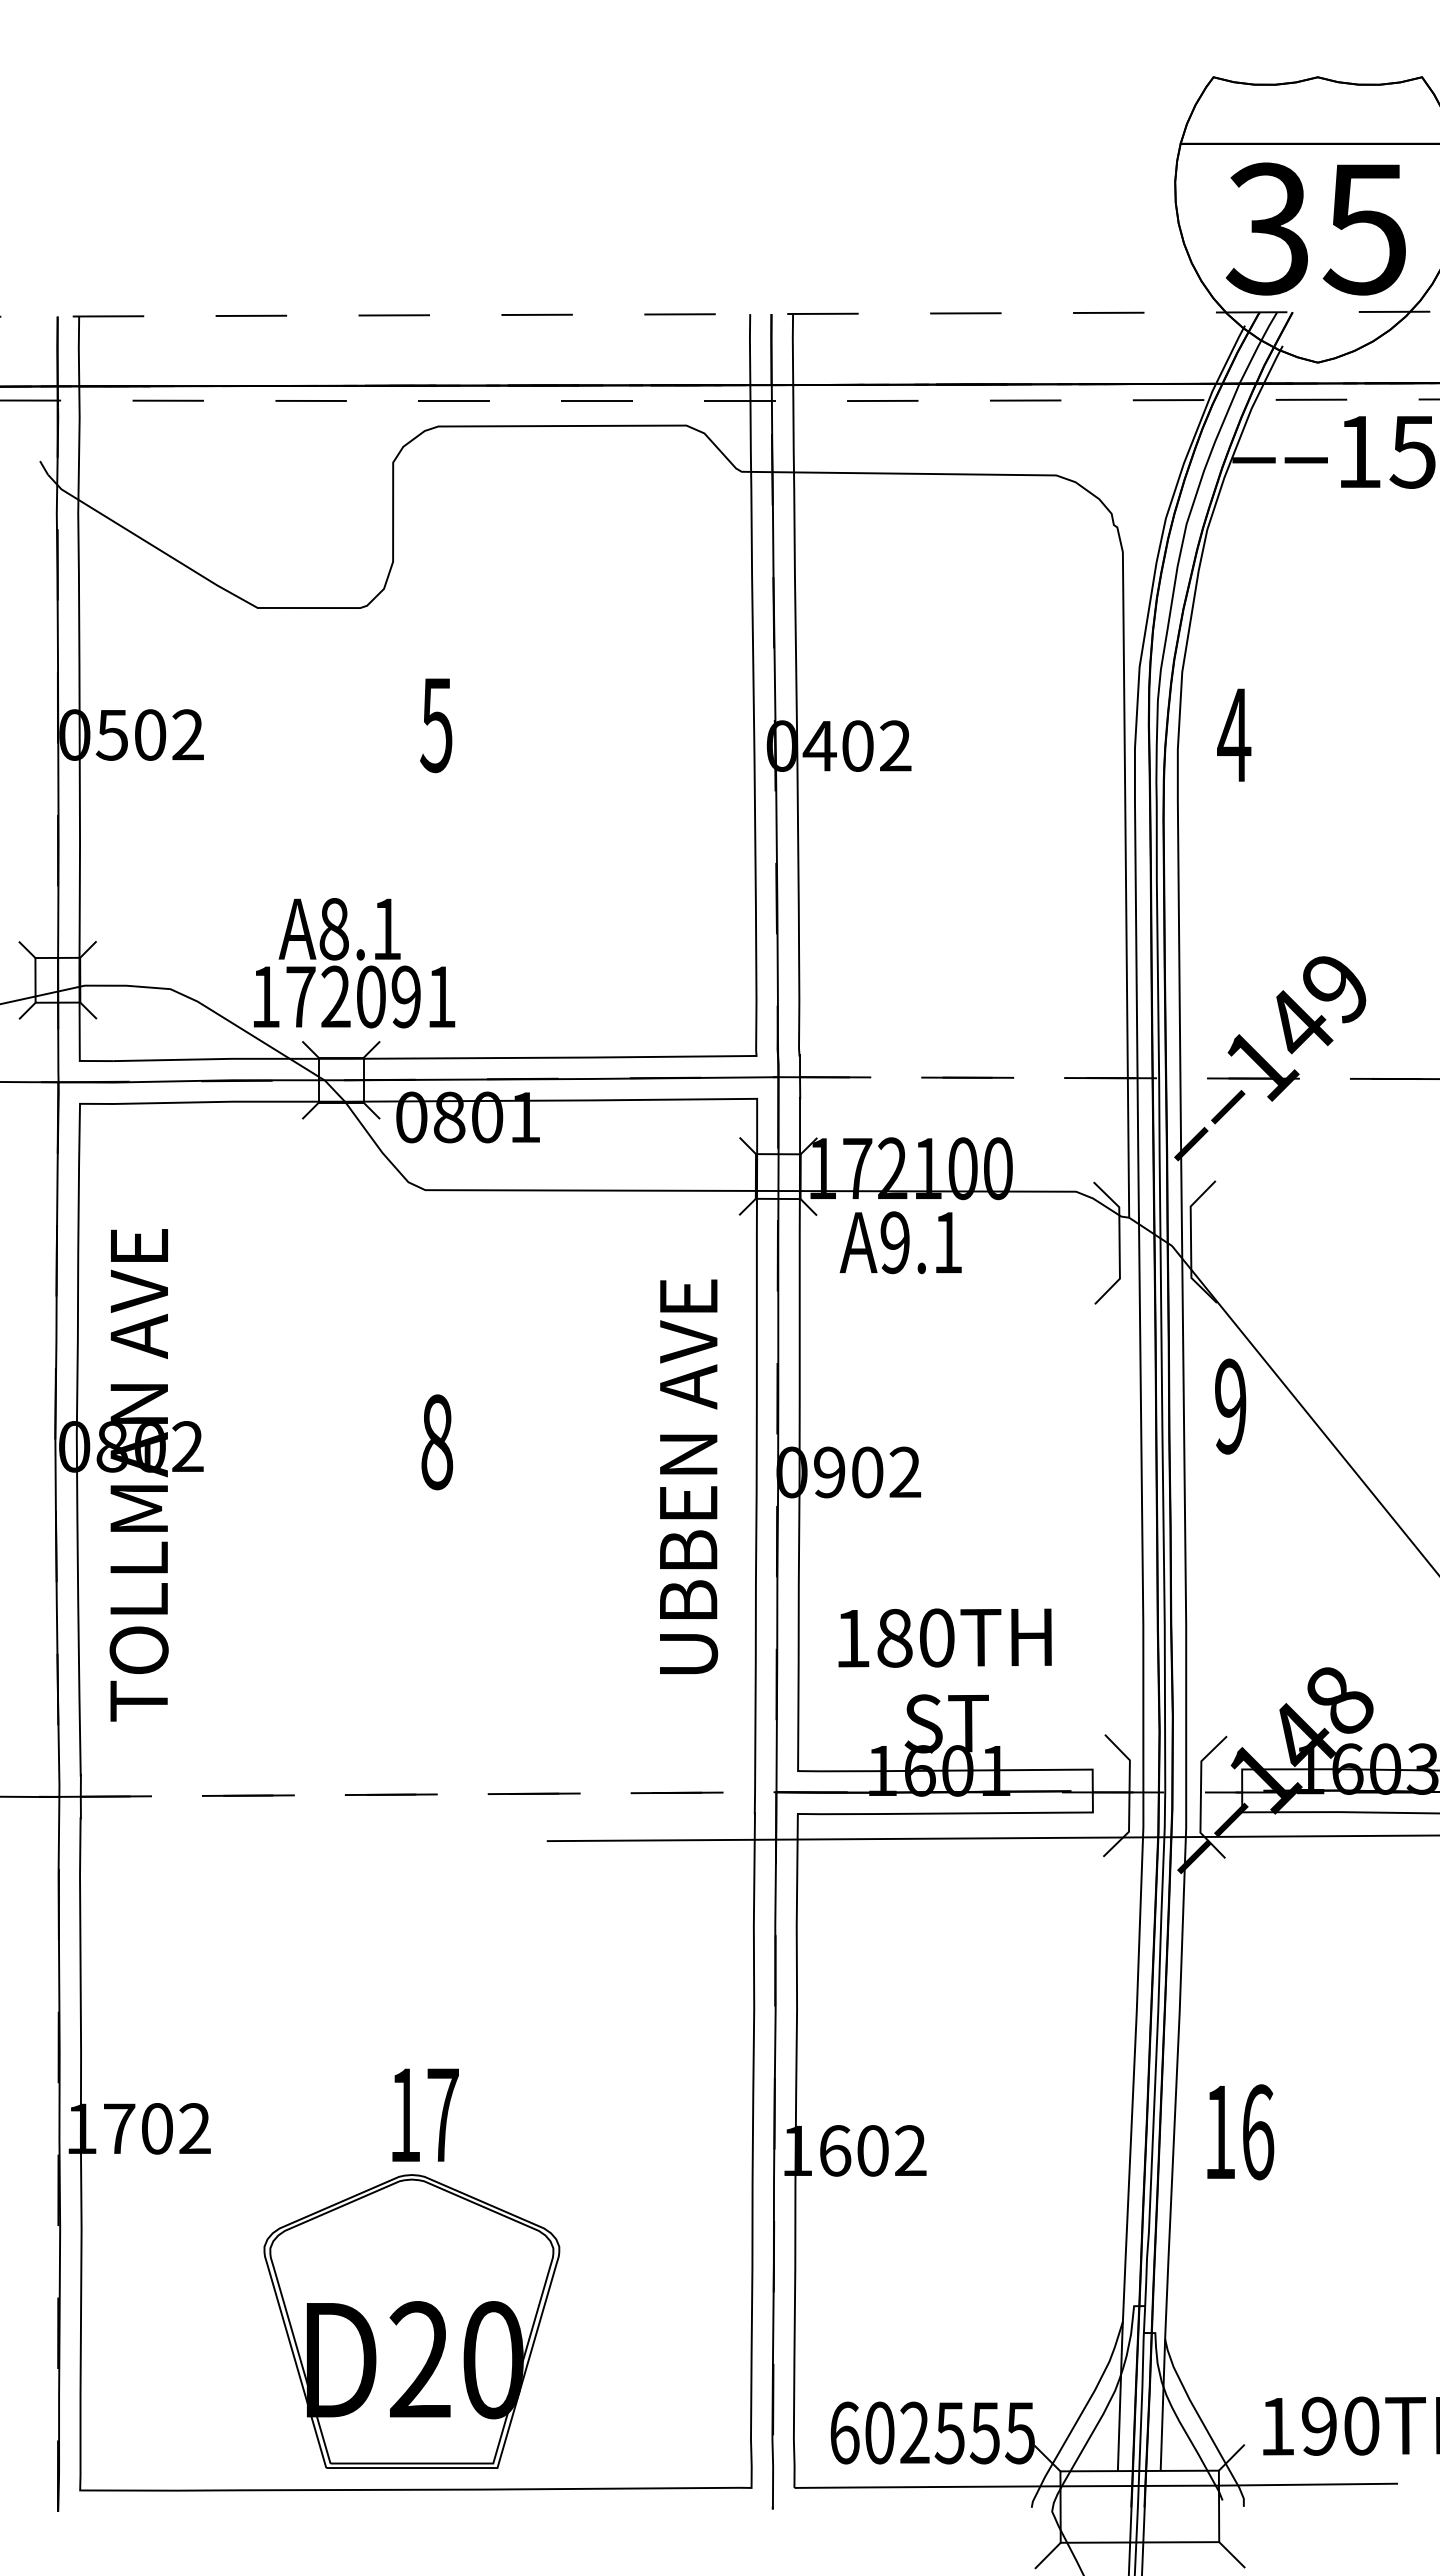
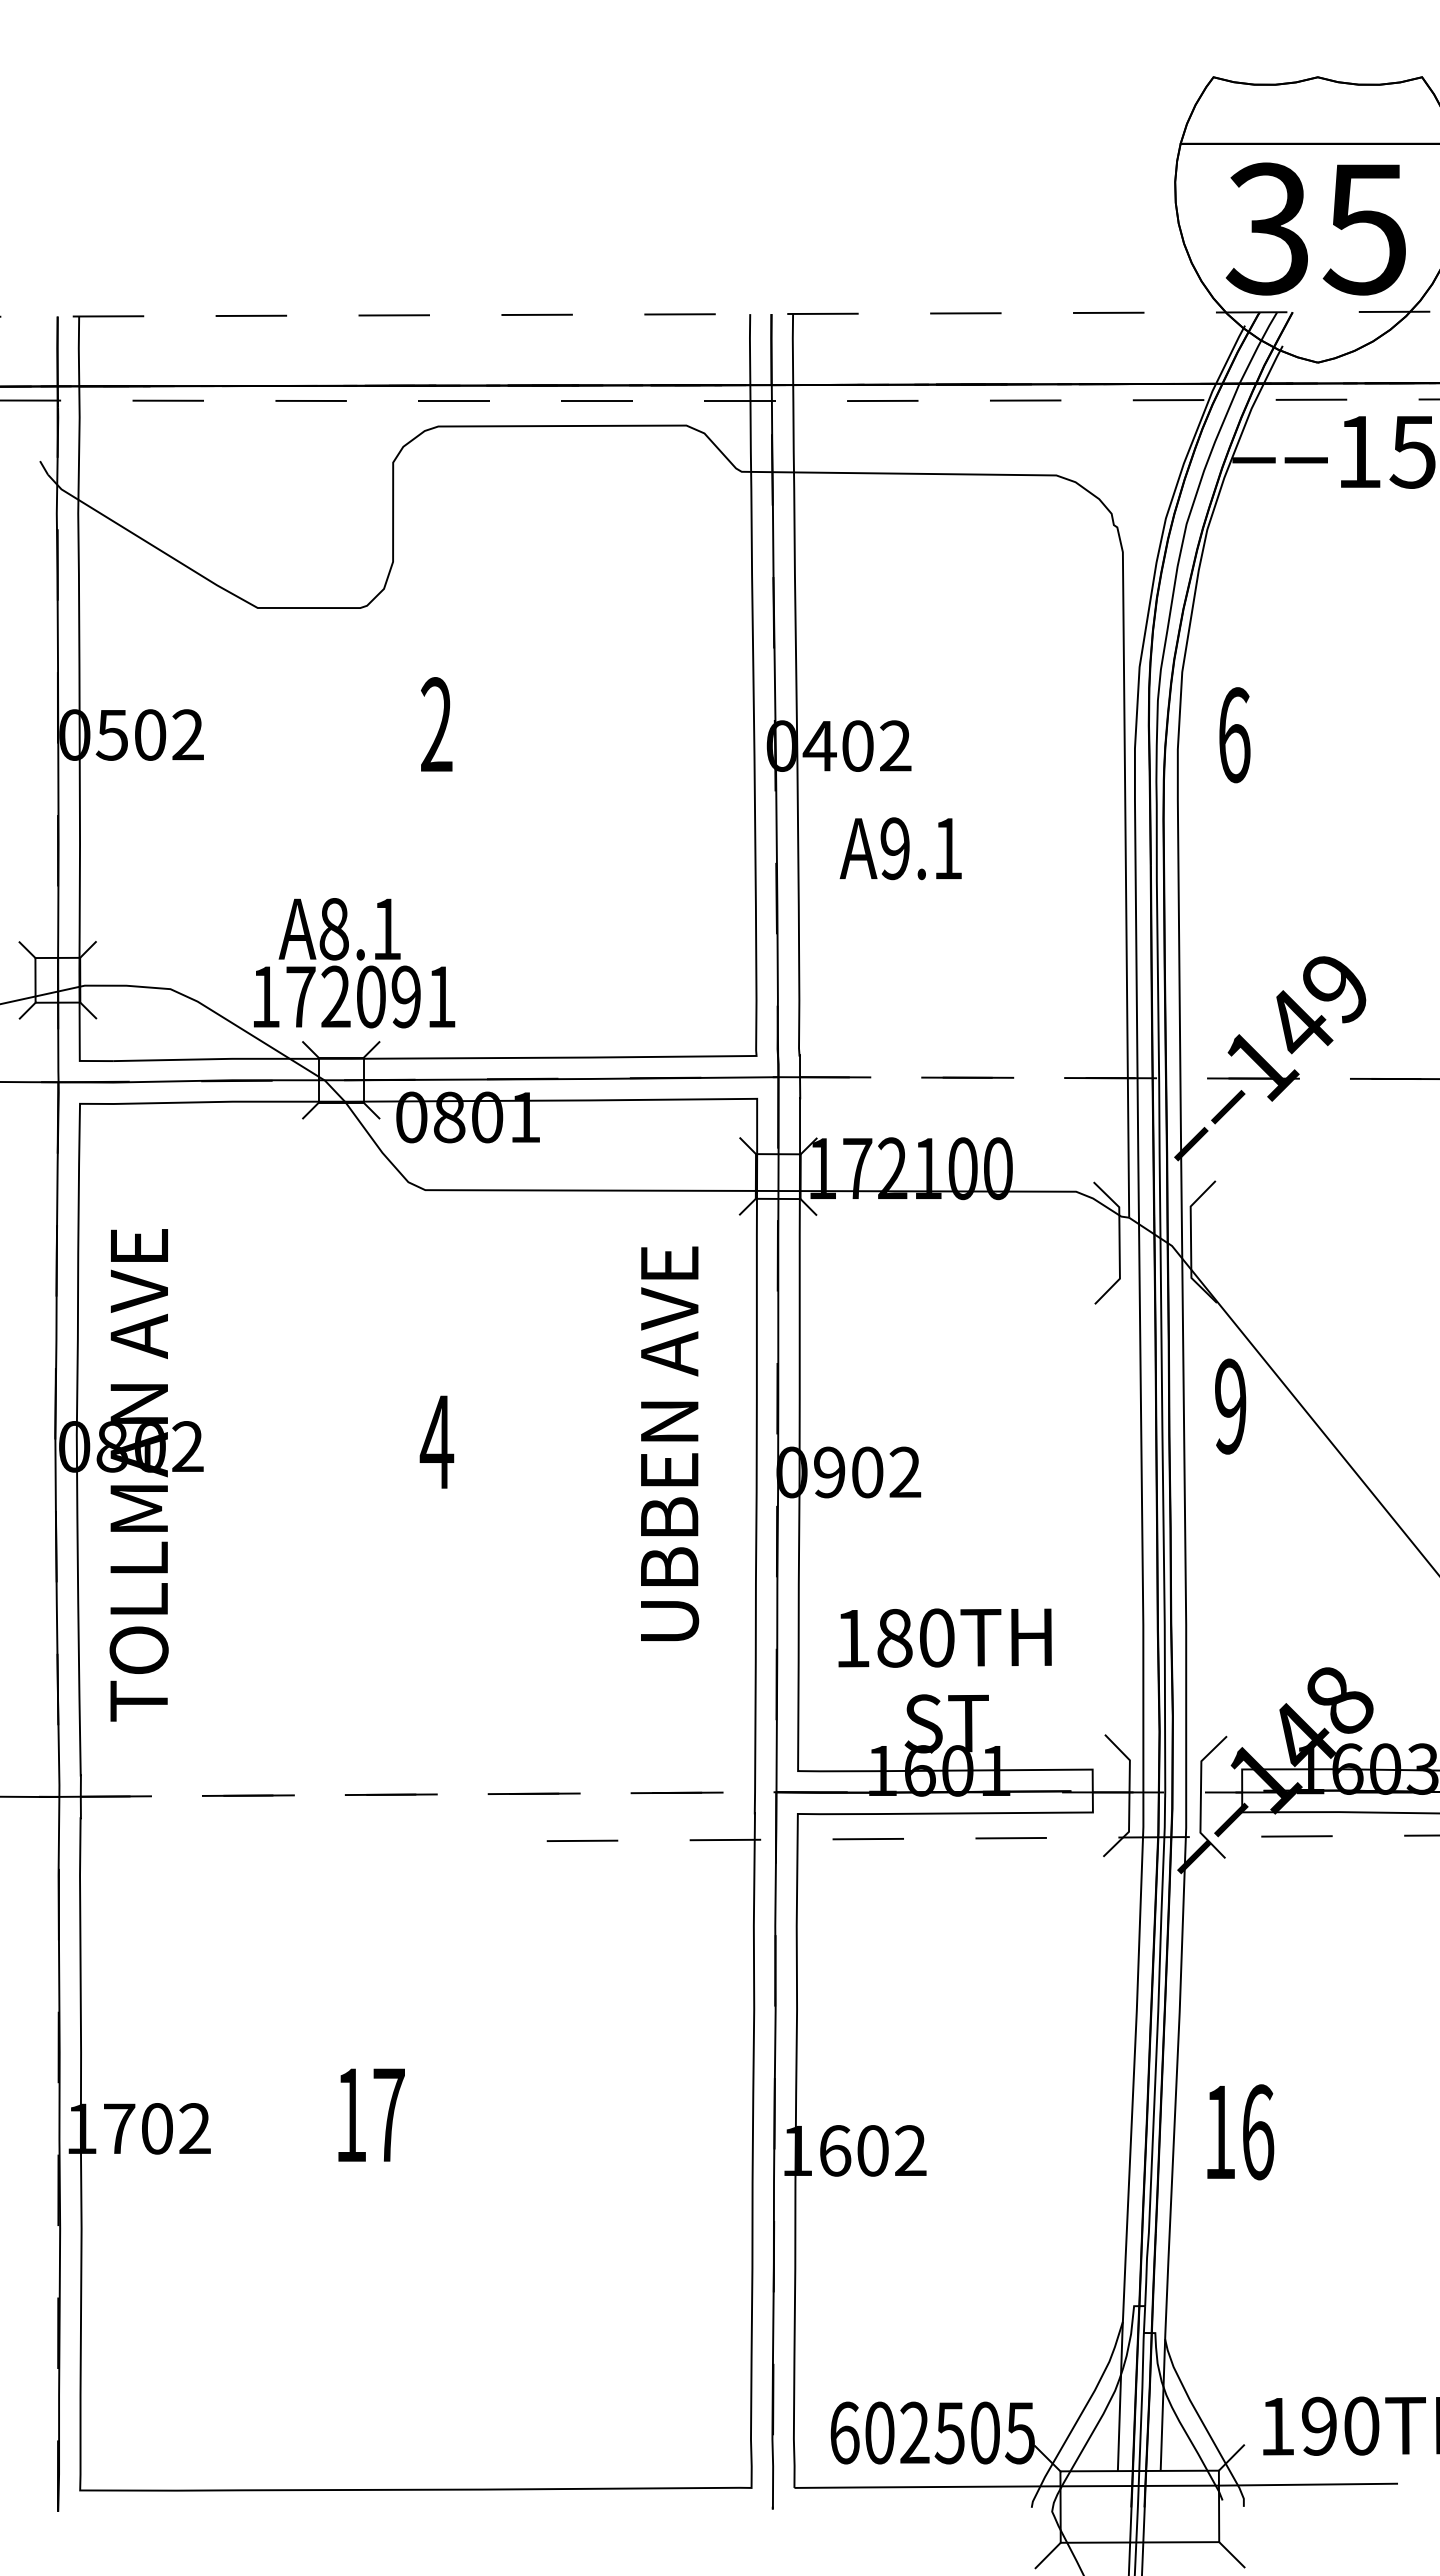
text: 5 -> 2 (436, 725)
text: 4 -> 6 (1234, 735)
text position: (900, 1242) -> (900, 848) (900, 848)
text: 8 -> 4 (436, 1442)
text position: (689, 1476) -> (670, 1443) (670, 1443)
line: solid -> dashed (993, 1838)
text position: (425, 2114) -> (371, 2114) (371, 2114)
part: present -> none (411, 2321)
text: 602555 -> 602505 (984, 2432)
